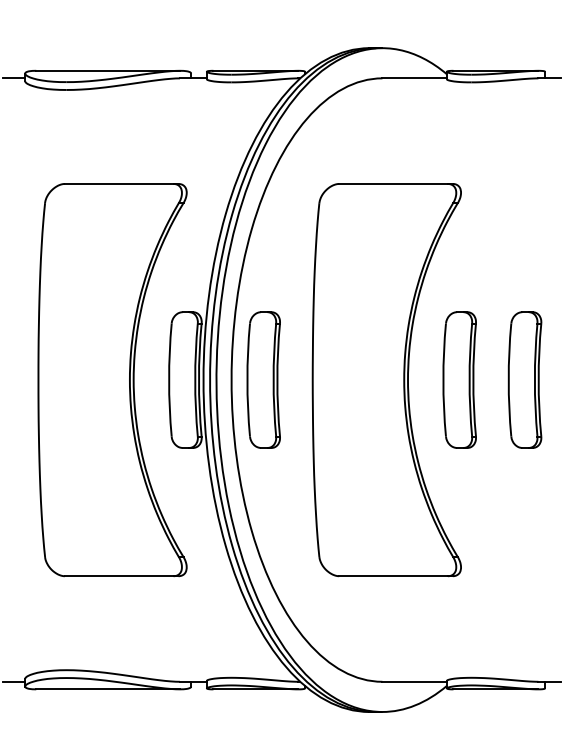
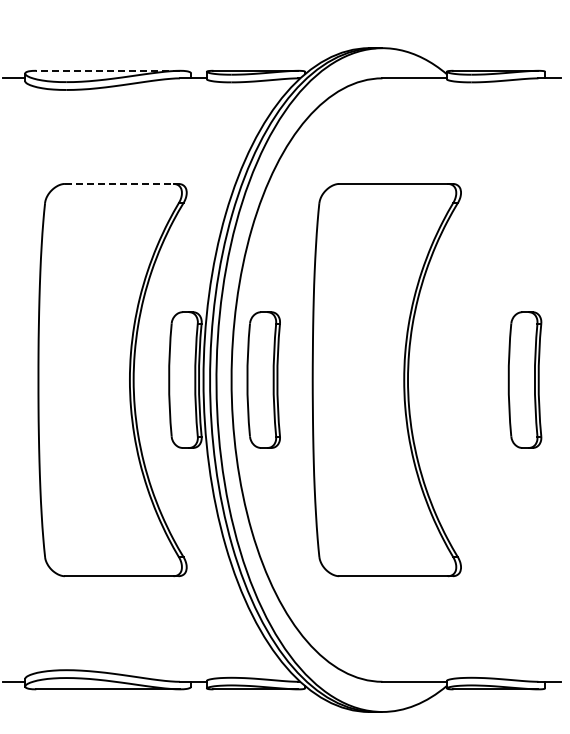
line: solid -> dashed (108, 70)
line: solid -> dashed (119, 183)
part: present -> none (459, 379)
